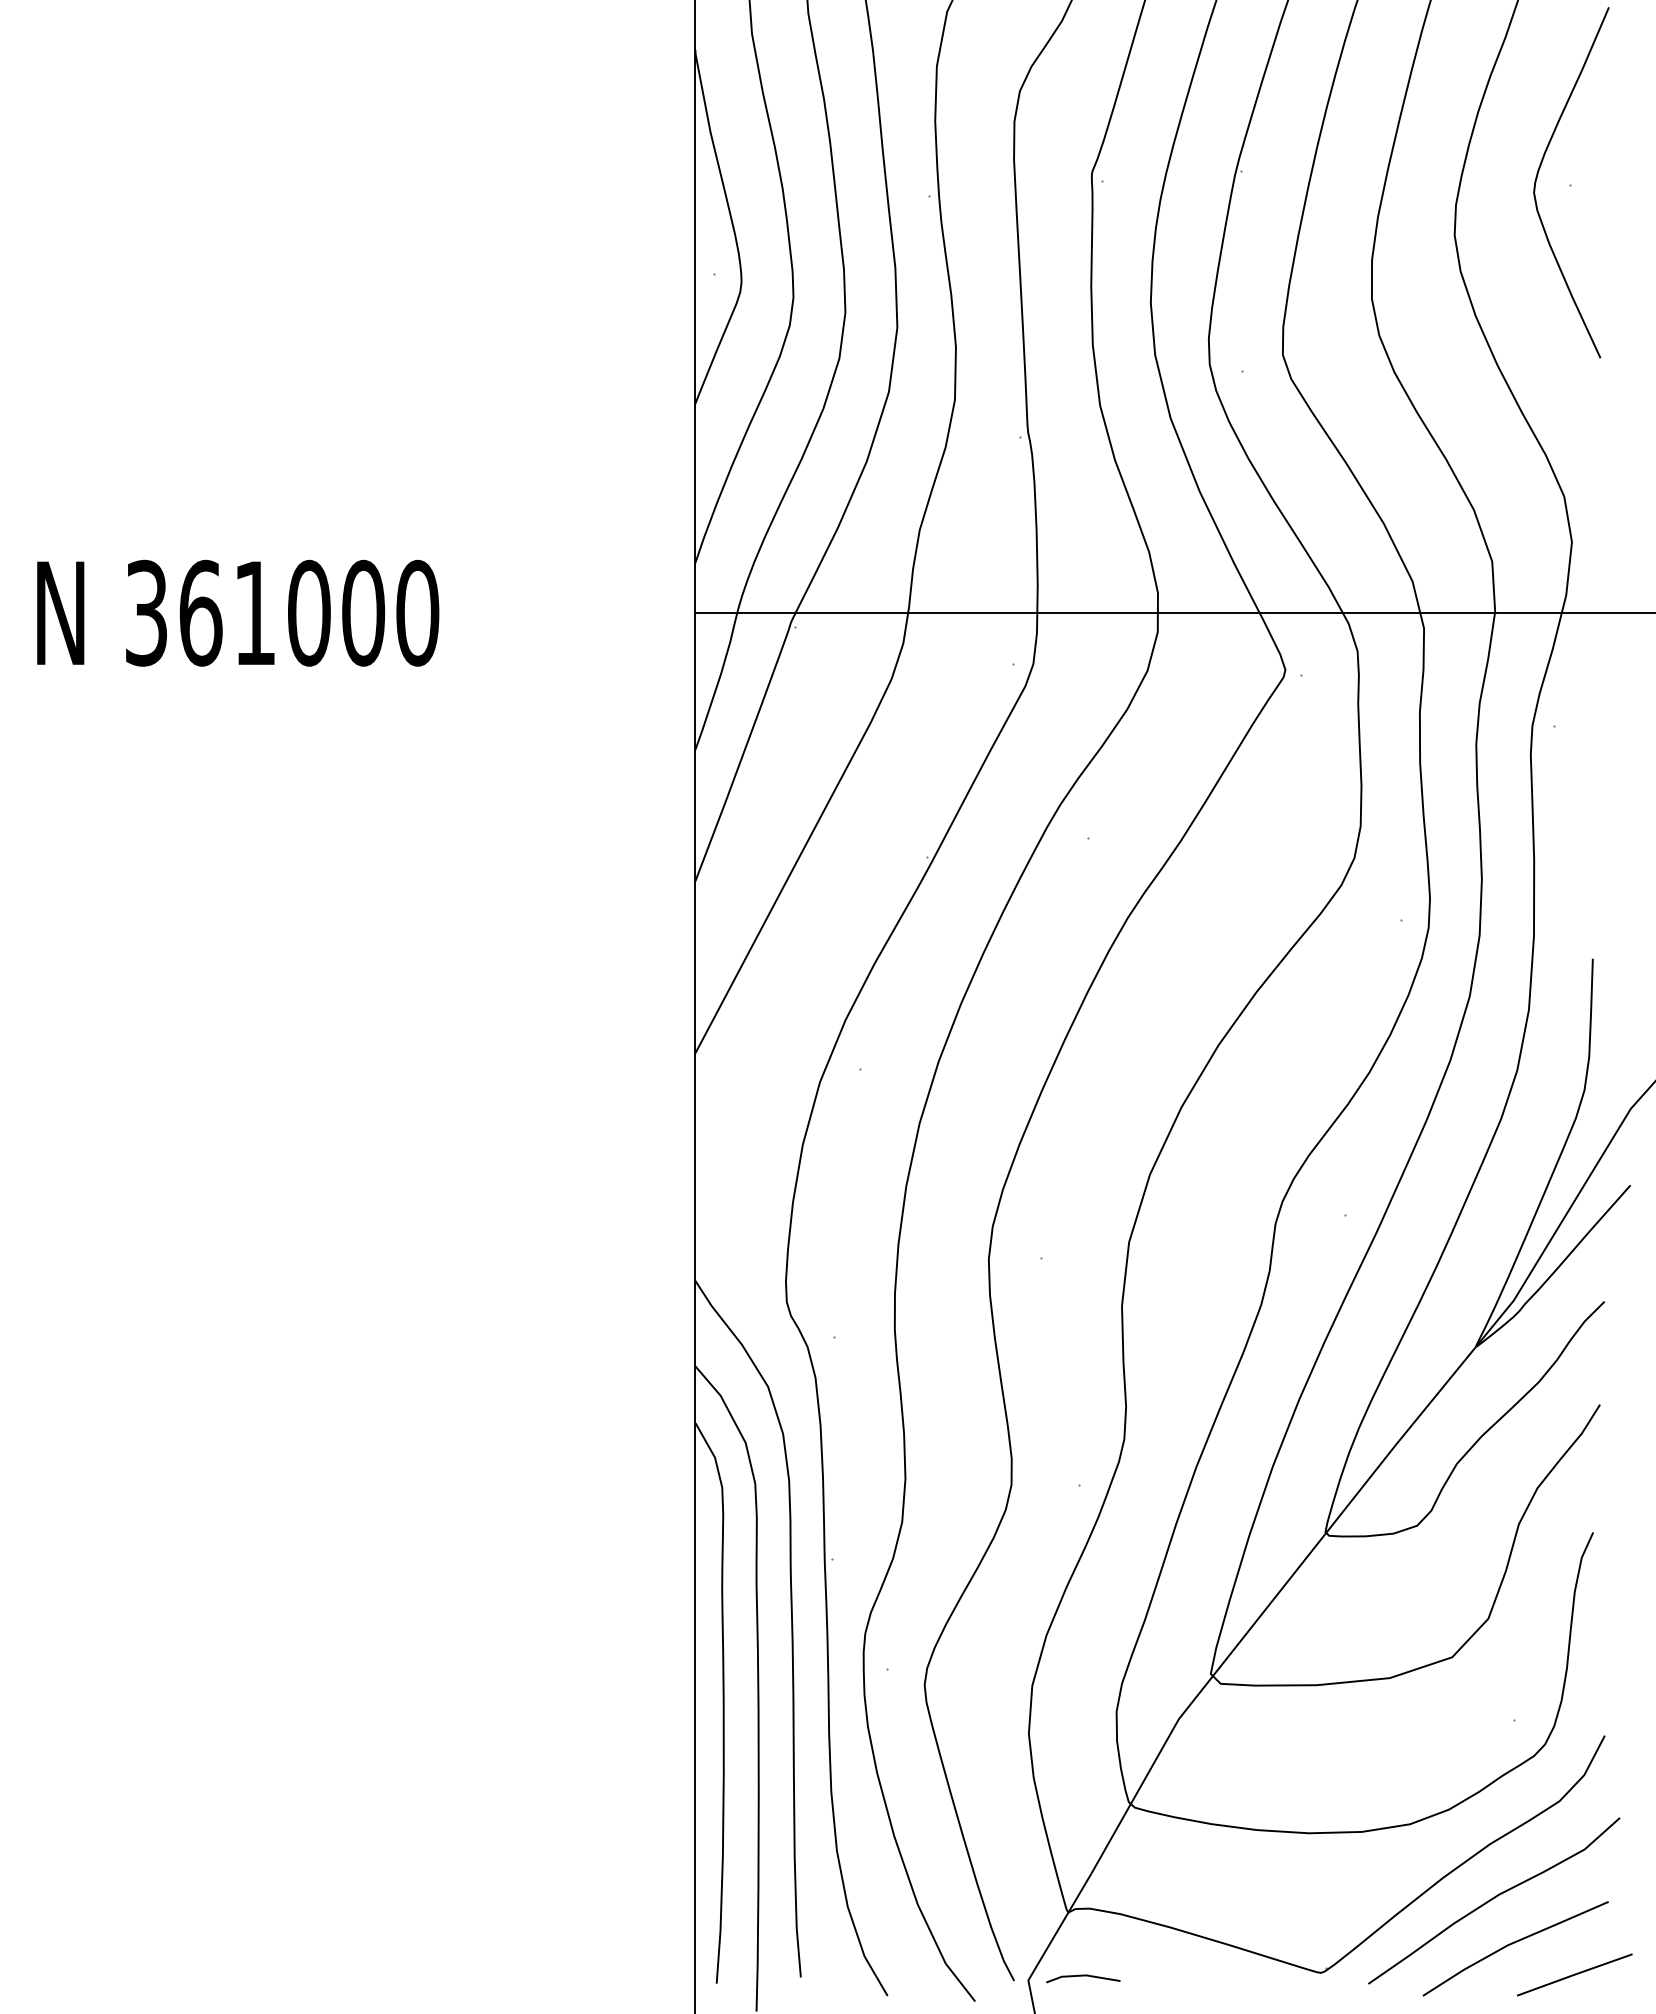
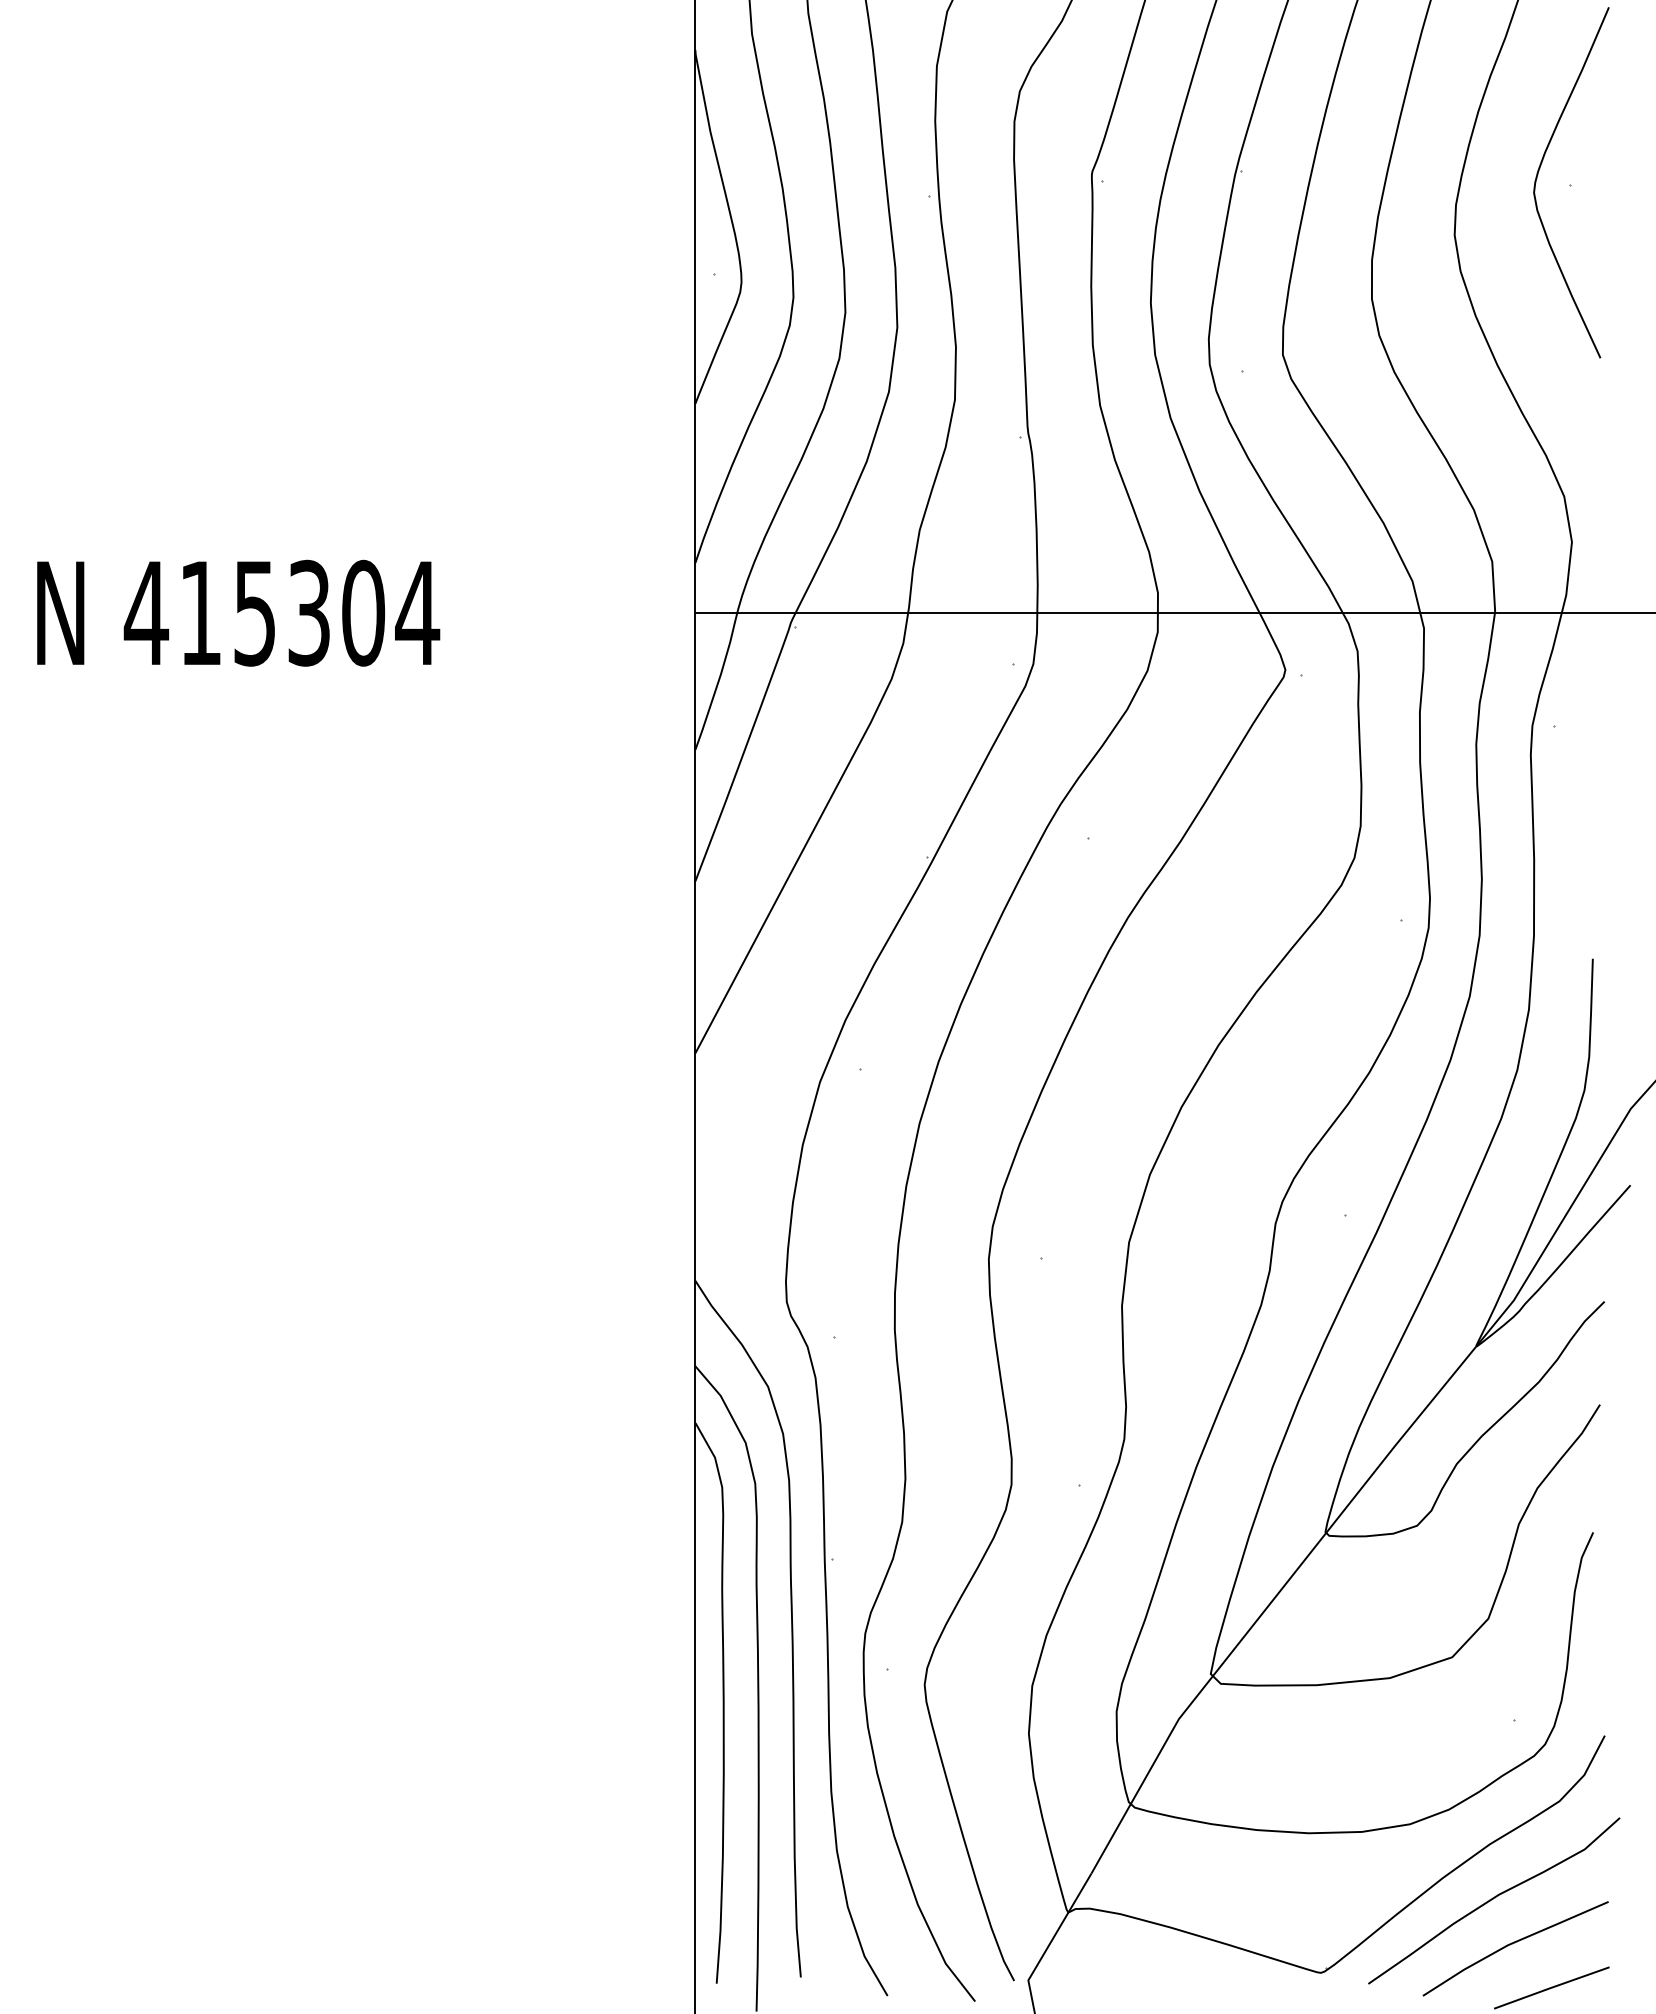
text: 361000 -> 415304 (281, 612)
line position: (1574, 1974) -> (1551, 1987) (1551, 1987)
line: present -> none (1083, 1976)
